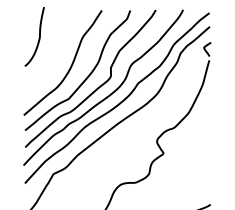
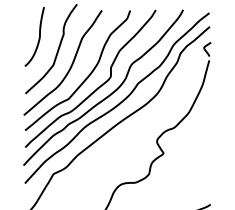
curve: none -> present (56, 52)
